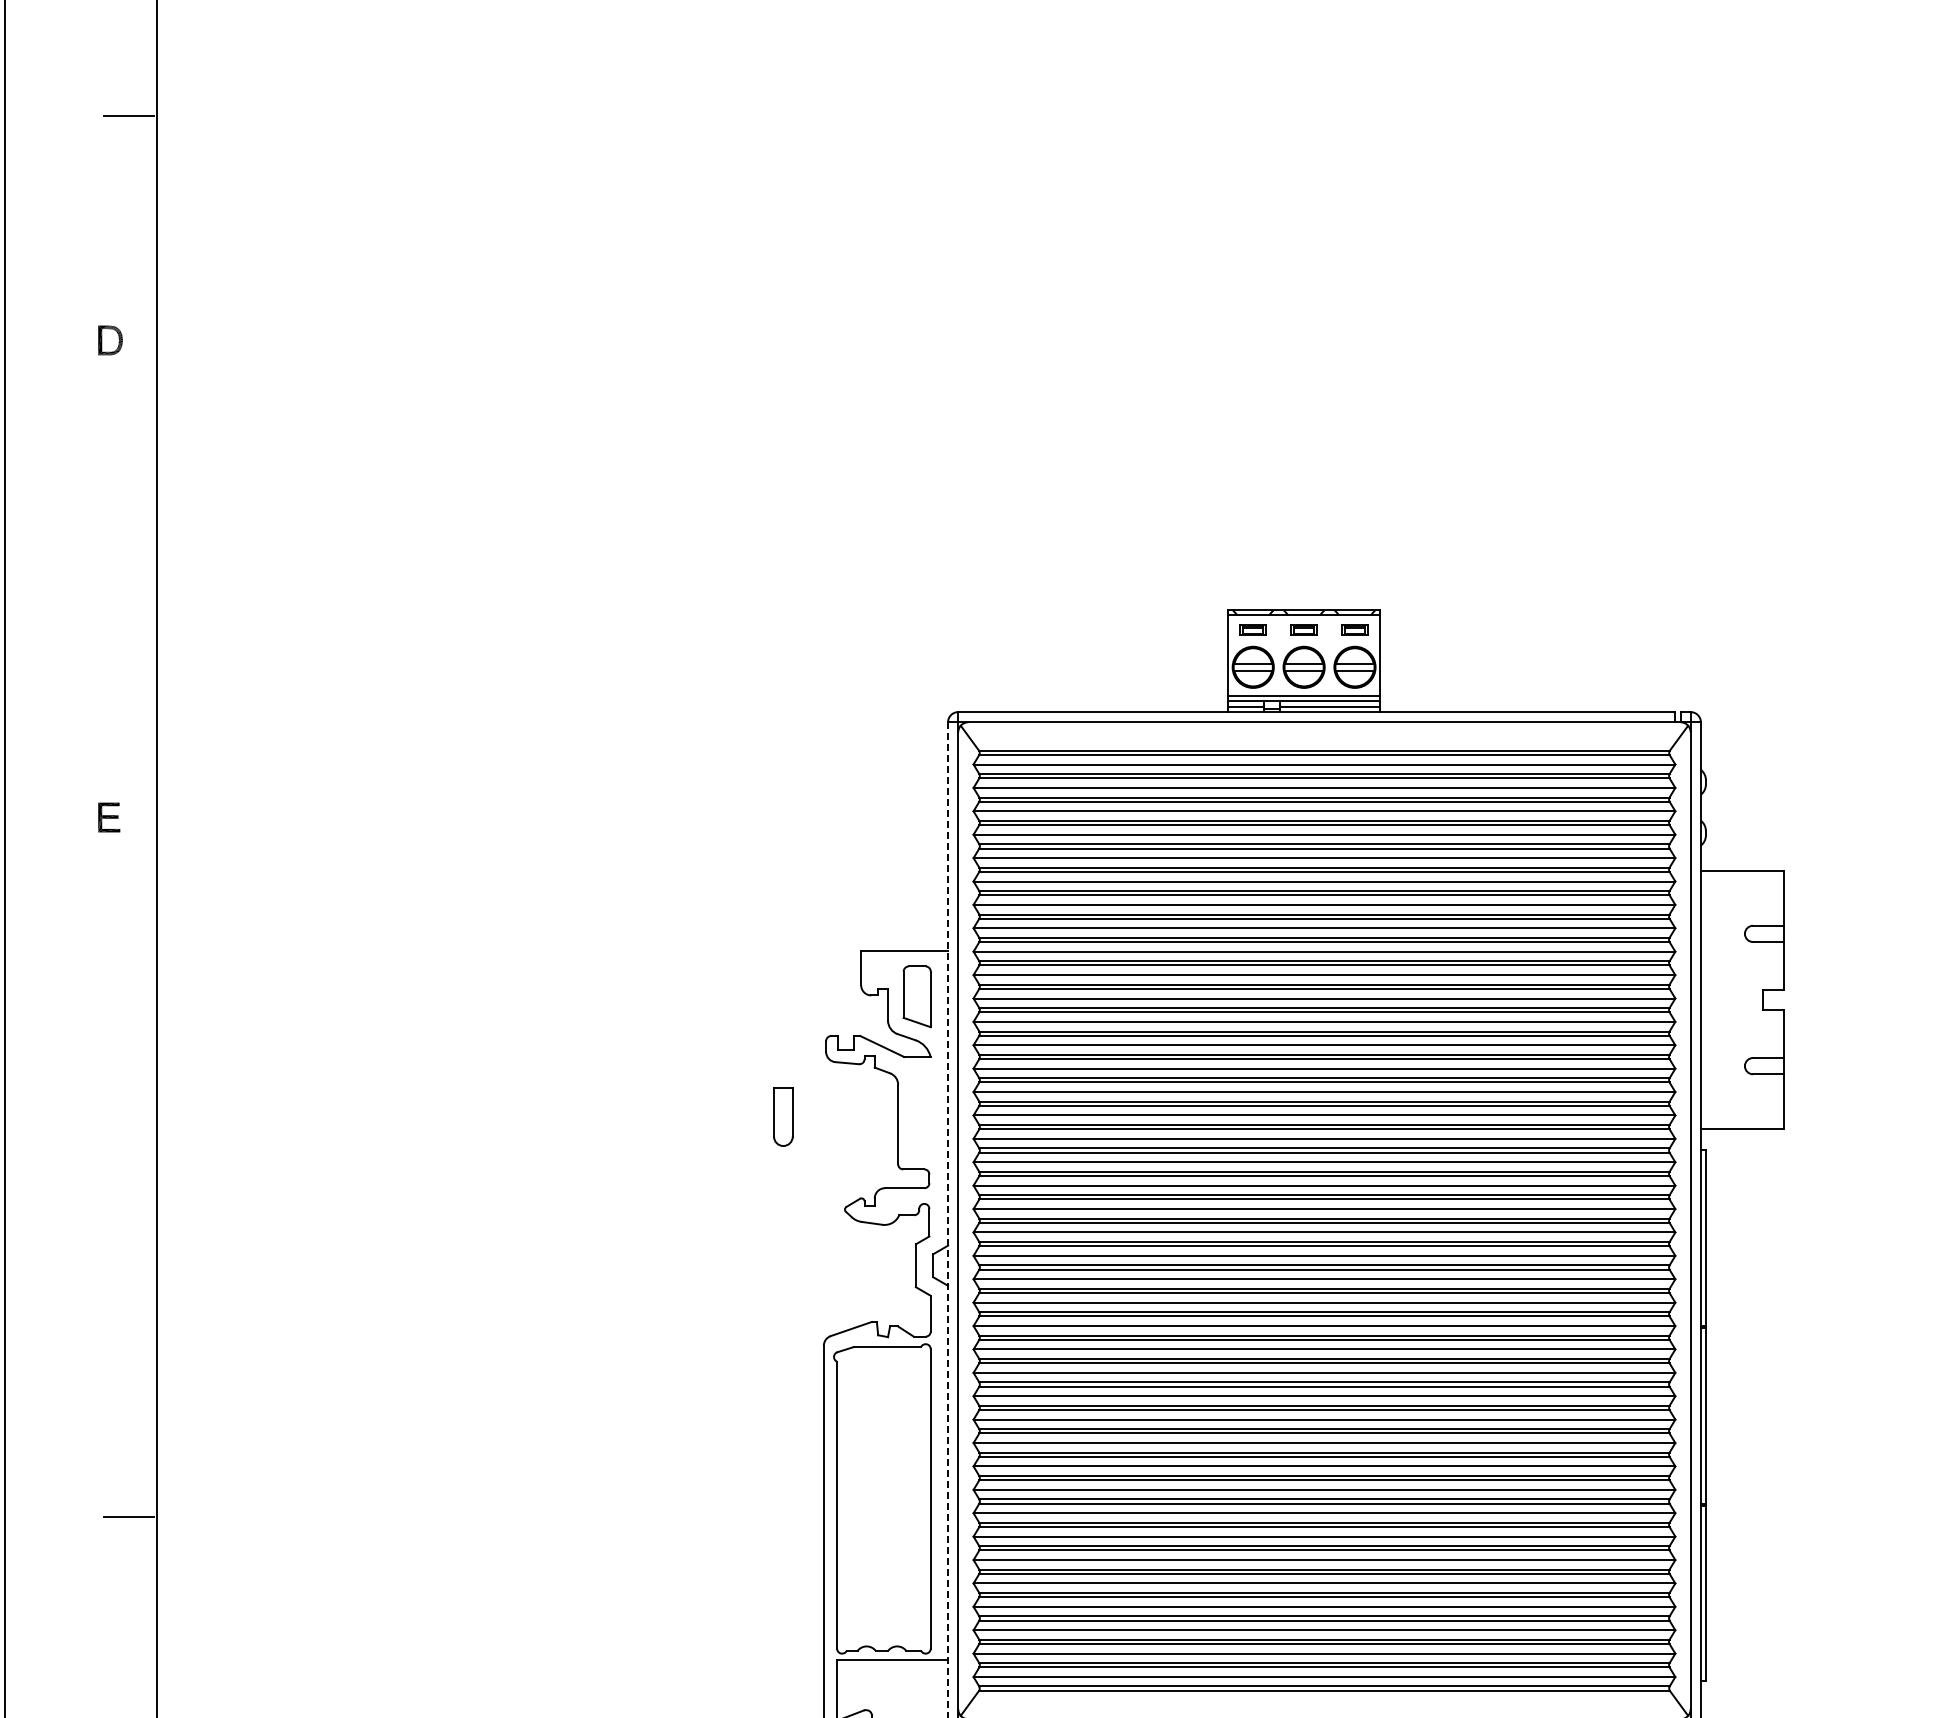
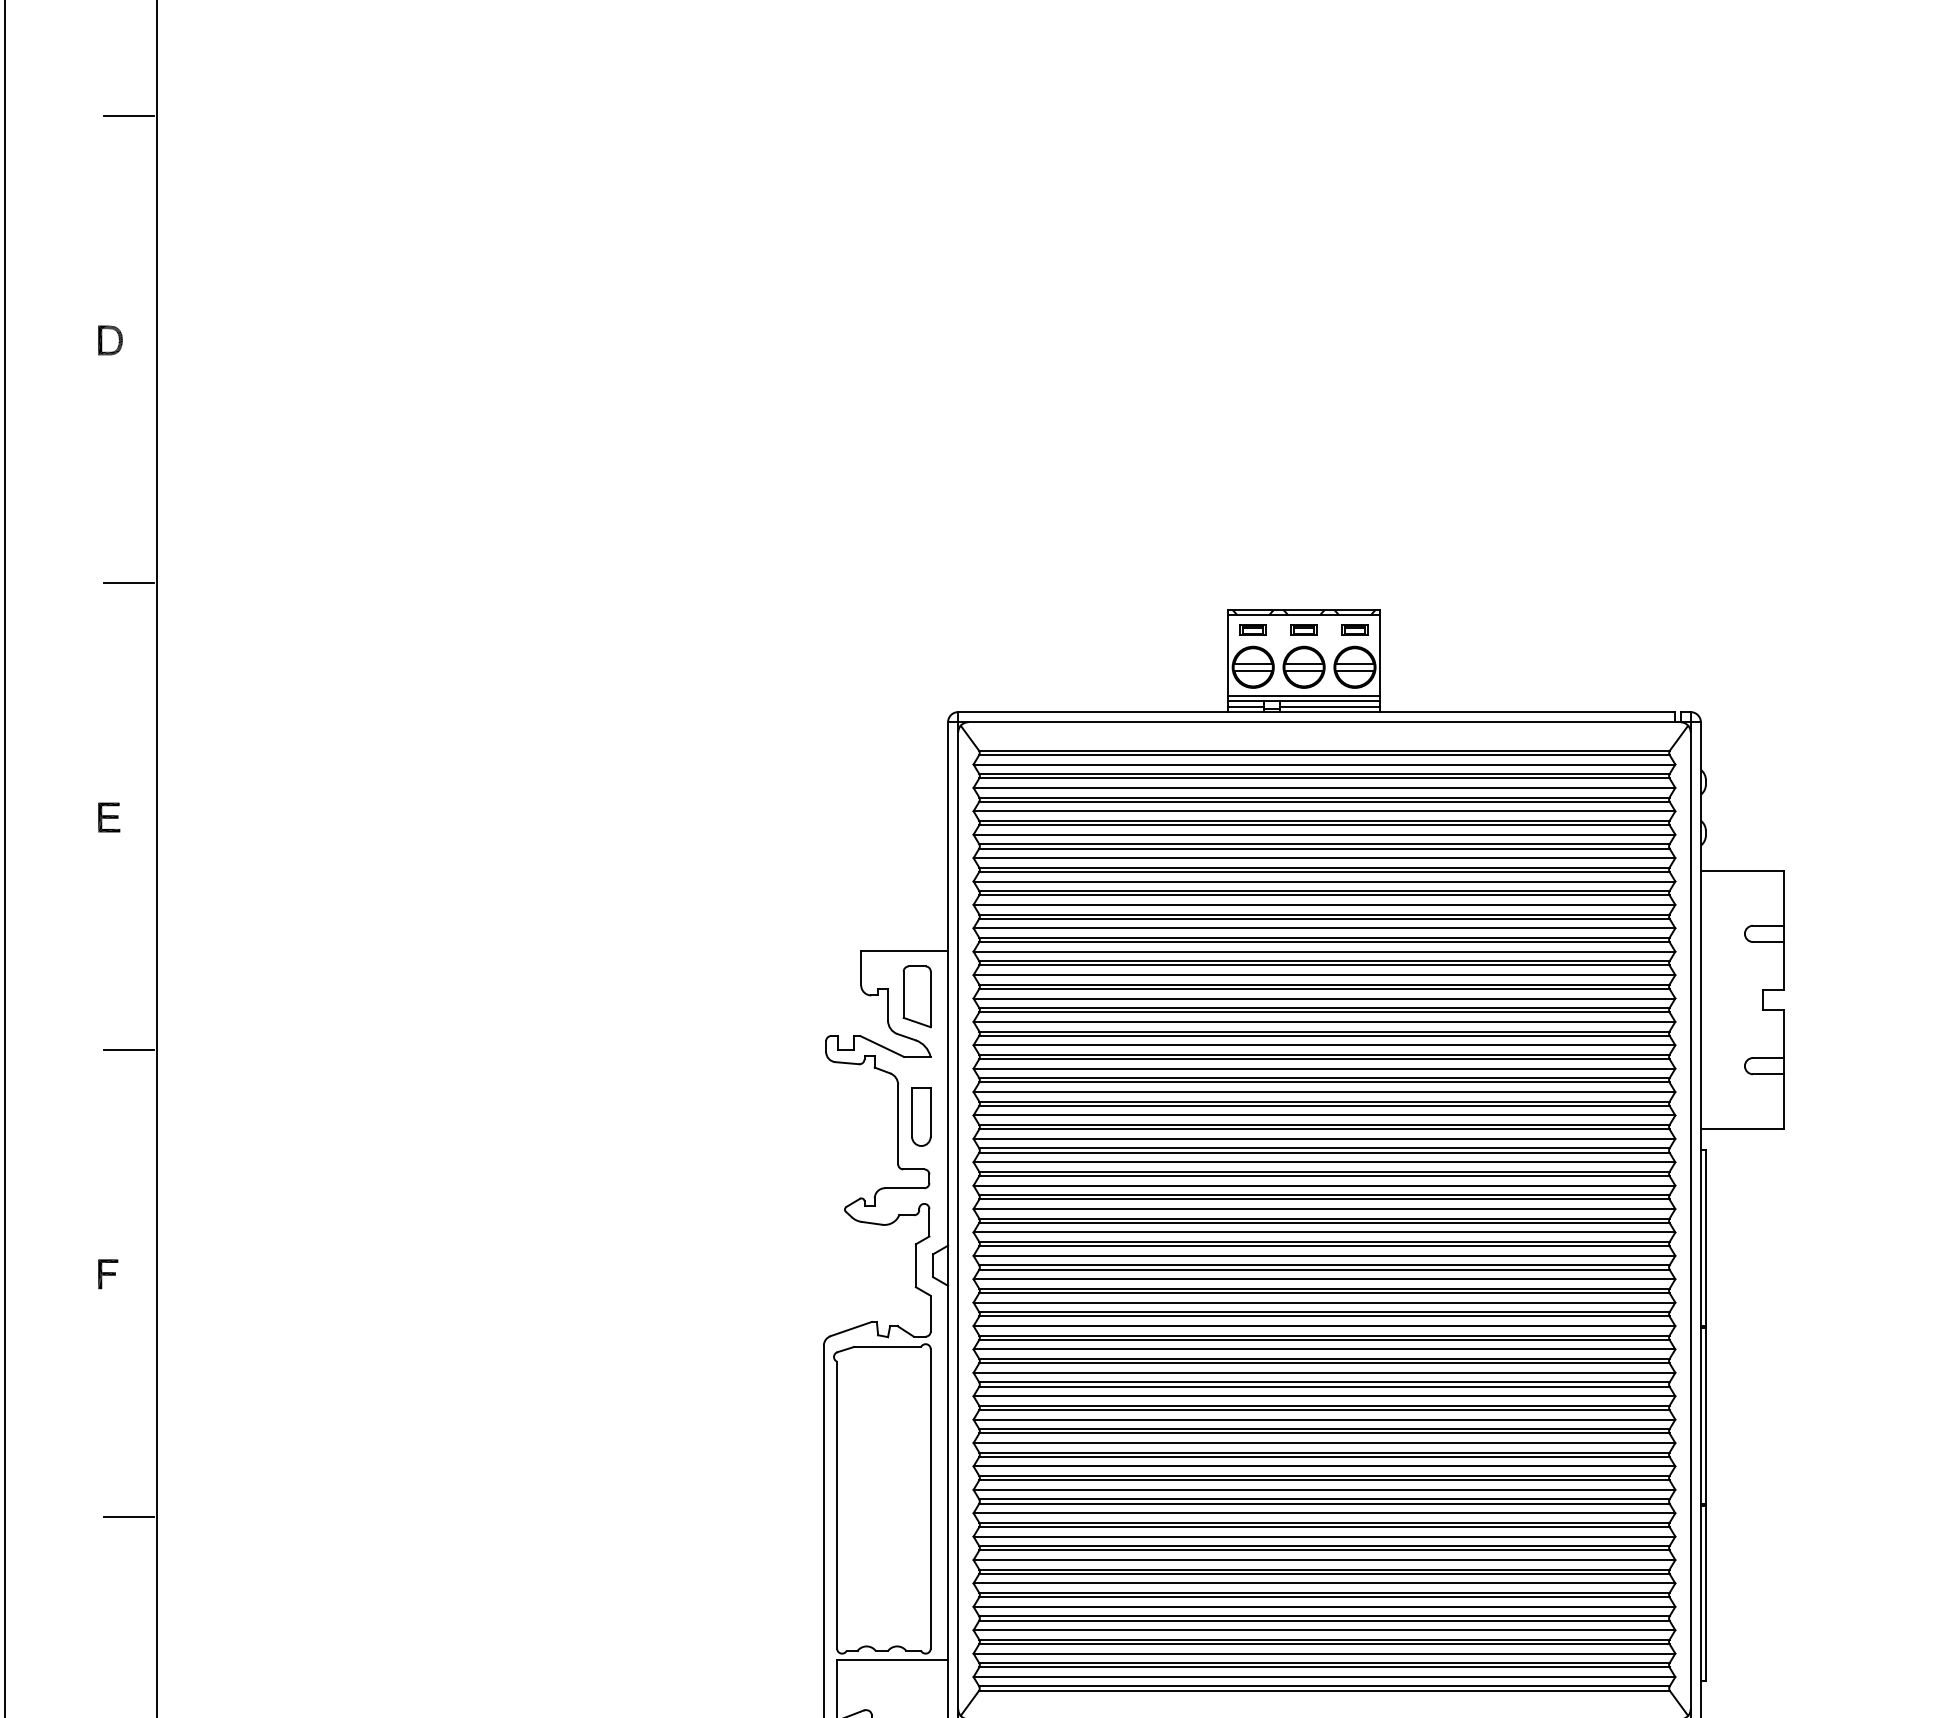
line: none -> present (128, 583)
line: none -> present (128, 1050)
part position: (783, 1116) -> (921, 1116) (921, 1116)
line: dashed -> solid (948, 1220)
part: none -> present (108, 1274)
